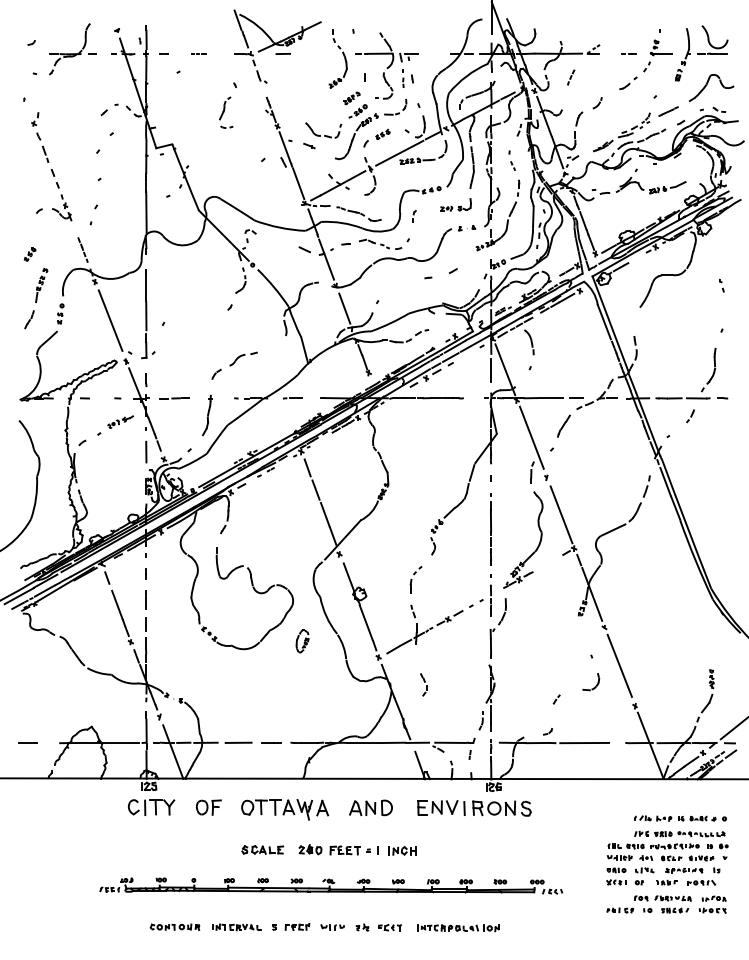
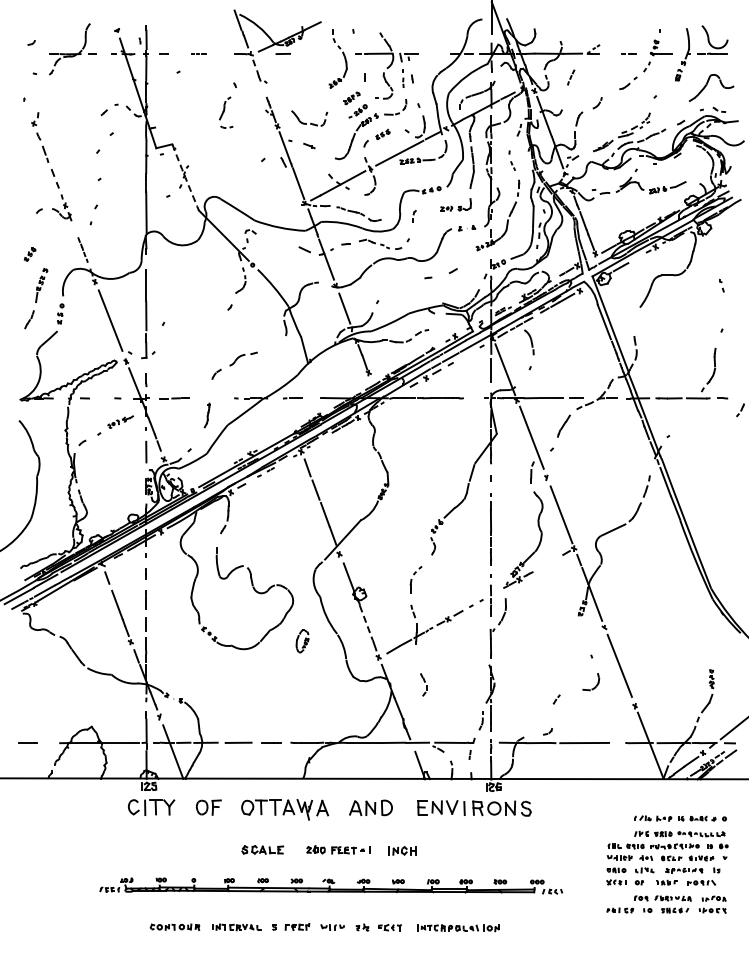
line: present -> none (668, 111)
part position: (323, 130) -> (309, 118) (309, 118)
arc: solid -> dashed (185, 177)
part size: 11x43 px -> 8x27 px (206, 415)
part position: (690, 416) -> (740, 410) (740, 410)
line: solid -> dashed (366, 623)
part size: 81x12 px -> 65x10 px (338, 849)
